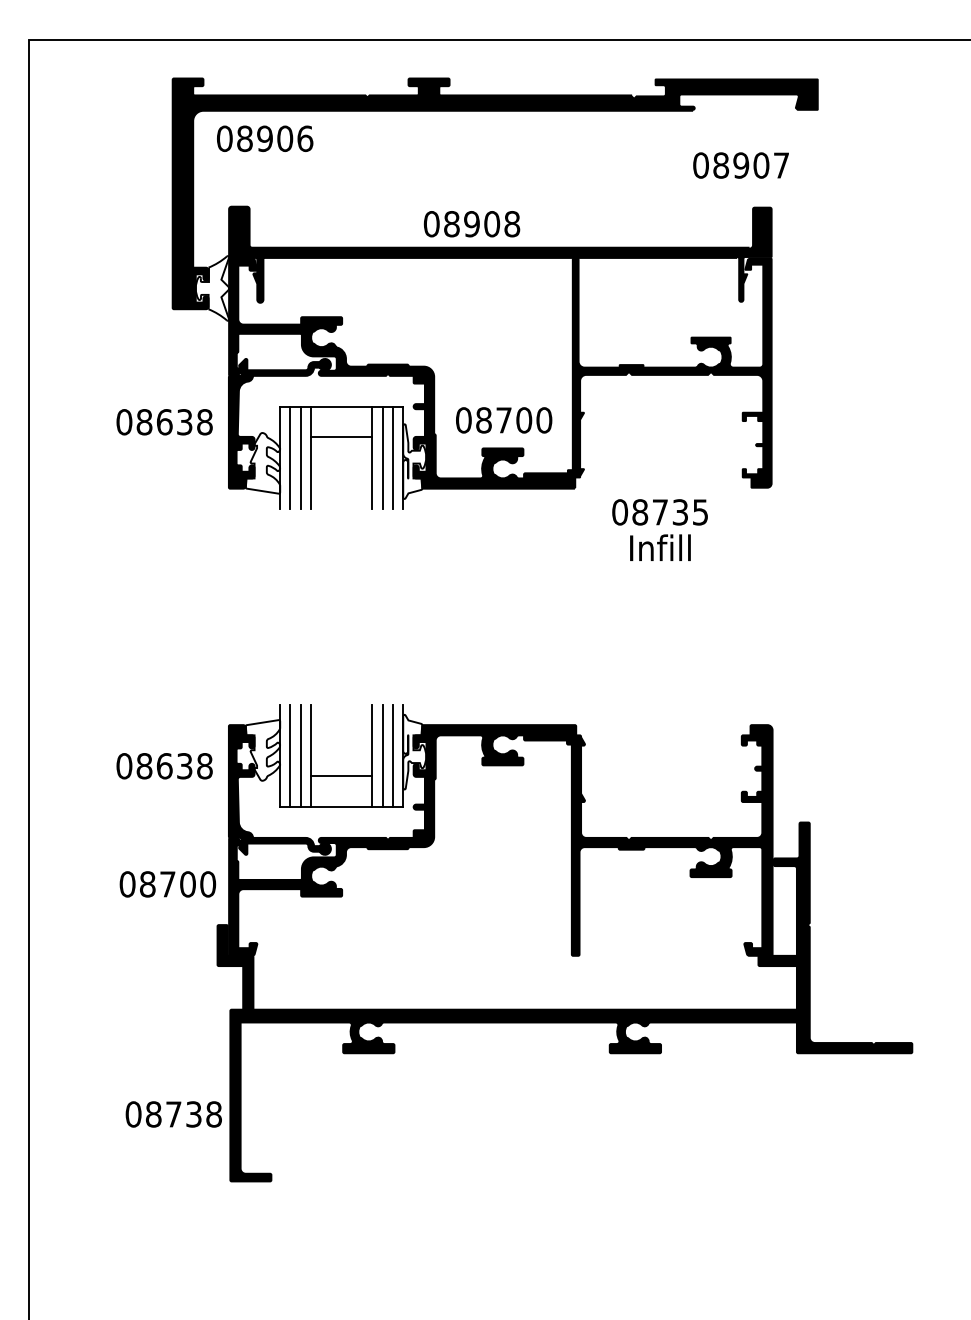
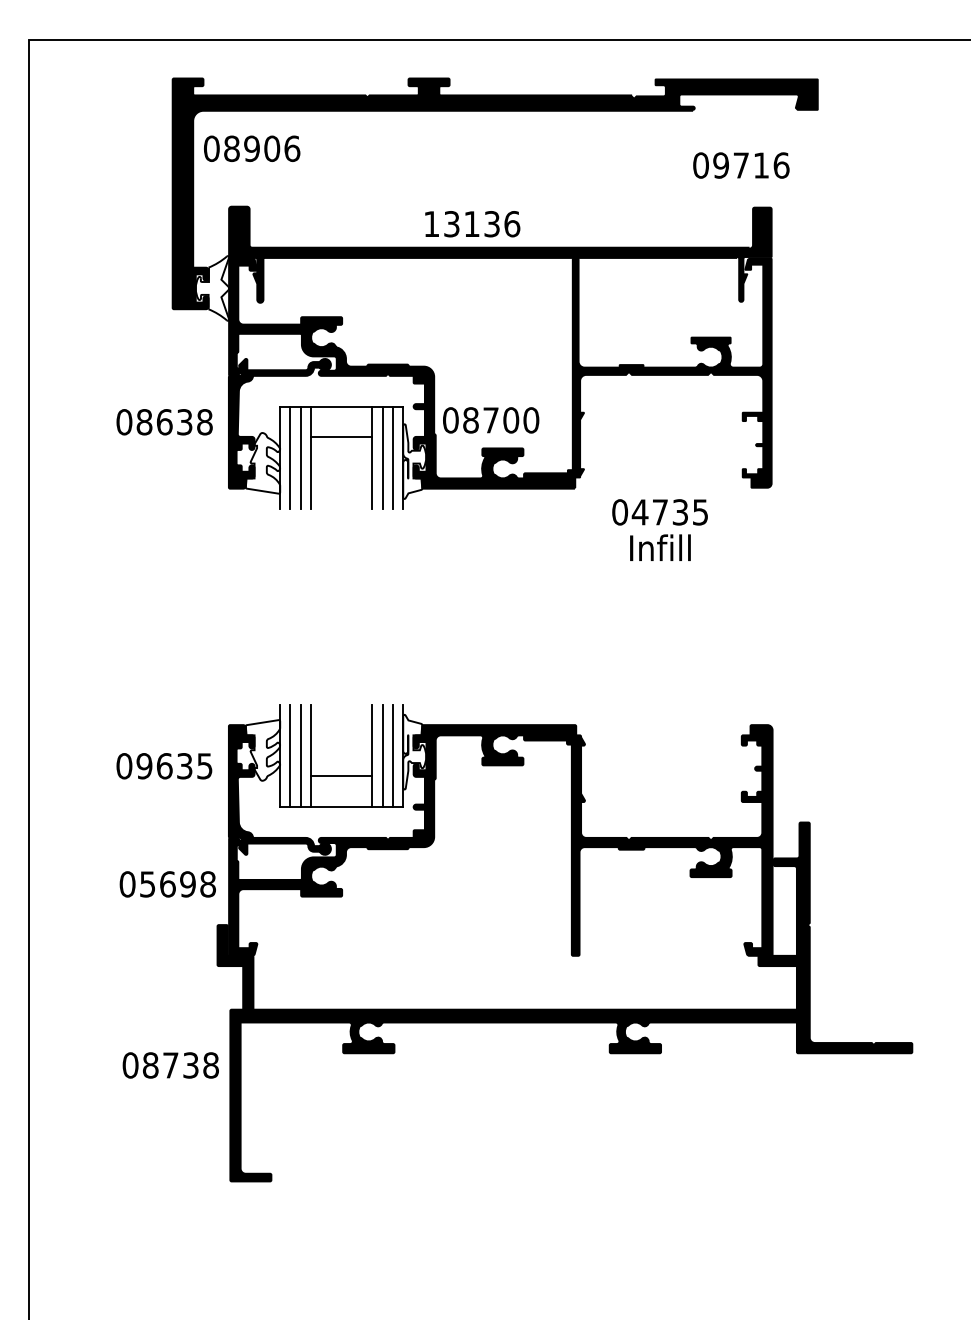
text position: (265, 138) -> (252, 148) (252, 148)
text: 08907 -> 09716 (751, 165)
text: 08908 -> 13136 (471, 224)
text position: (504, 420) -> (491, 420) (491, 420)
text: 08735 -> 04735 (639, 512)
text: 08638 -> 09635 (174, 766)
text: 08700 -> 05698 (178, 884)
text position: (173, 1114) -> (170, 1065) (170, 1065)
